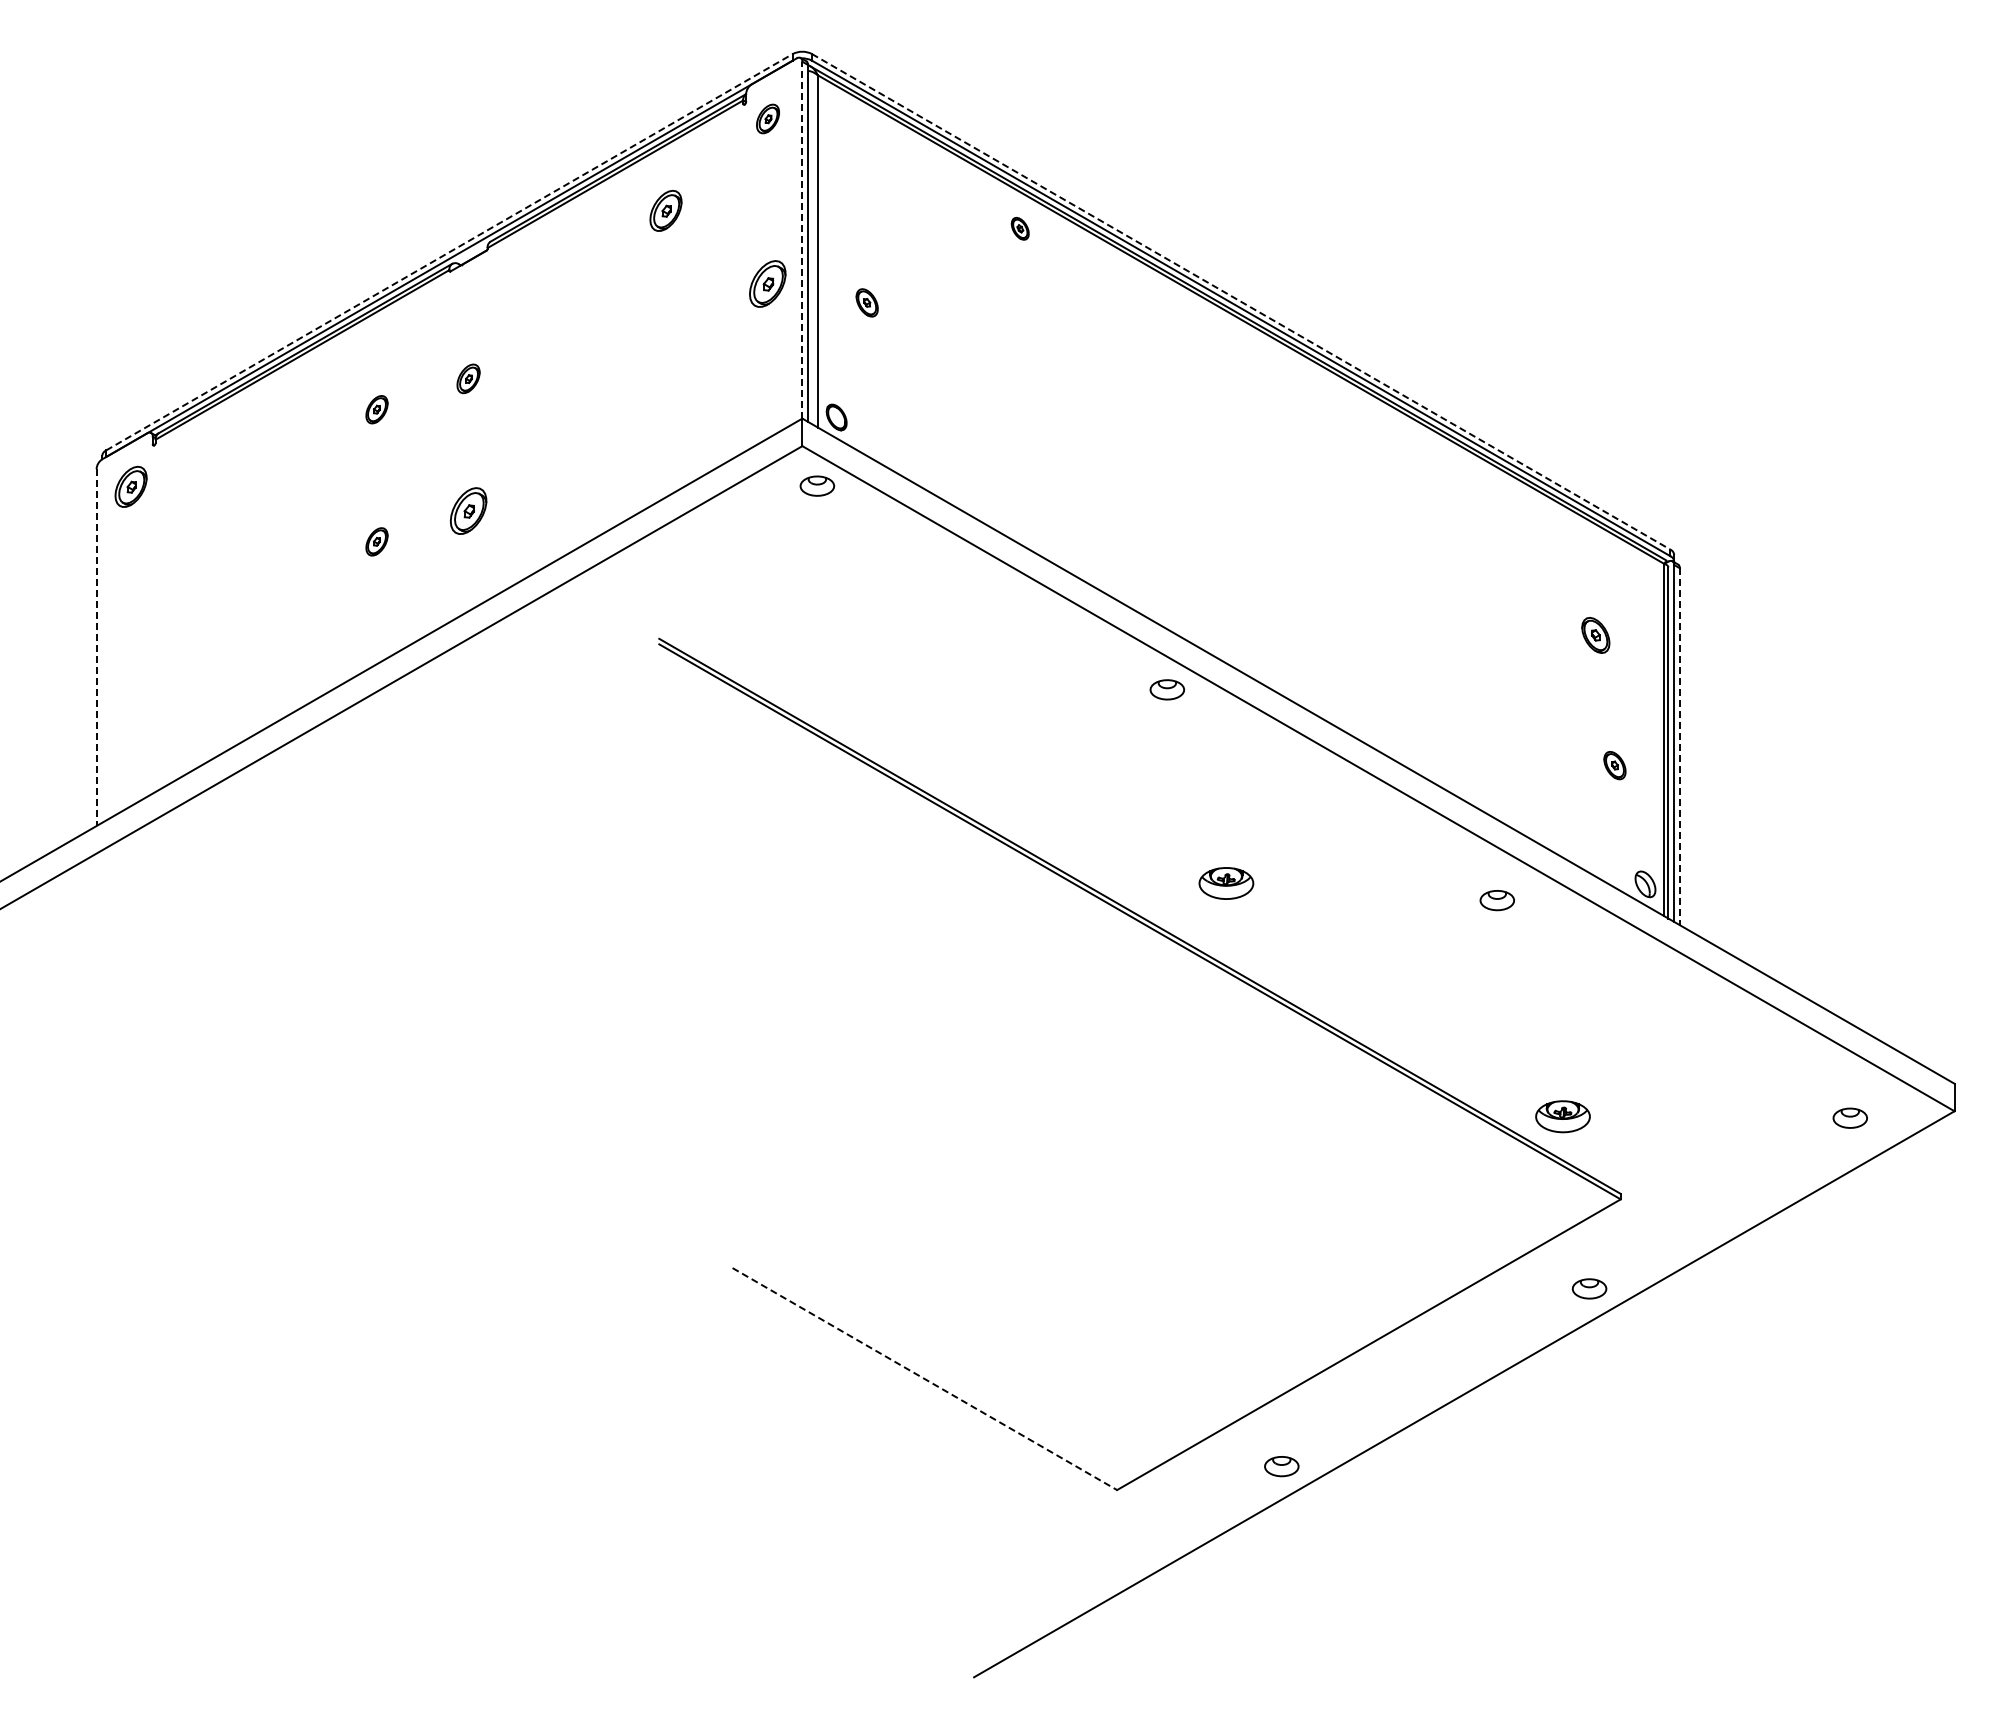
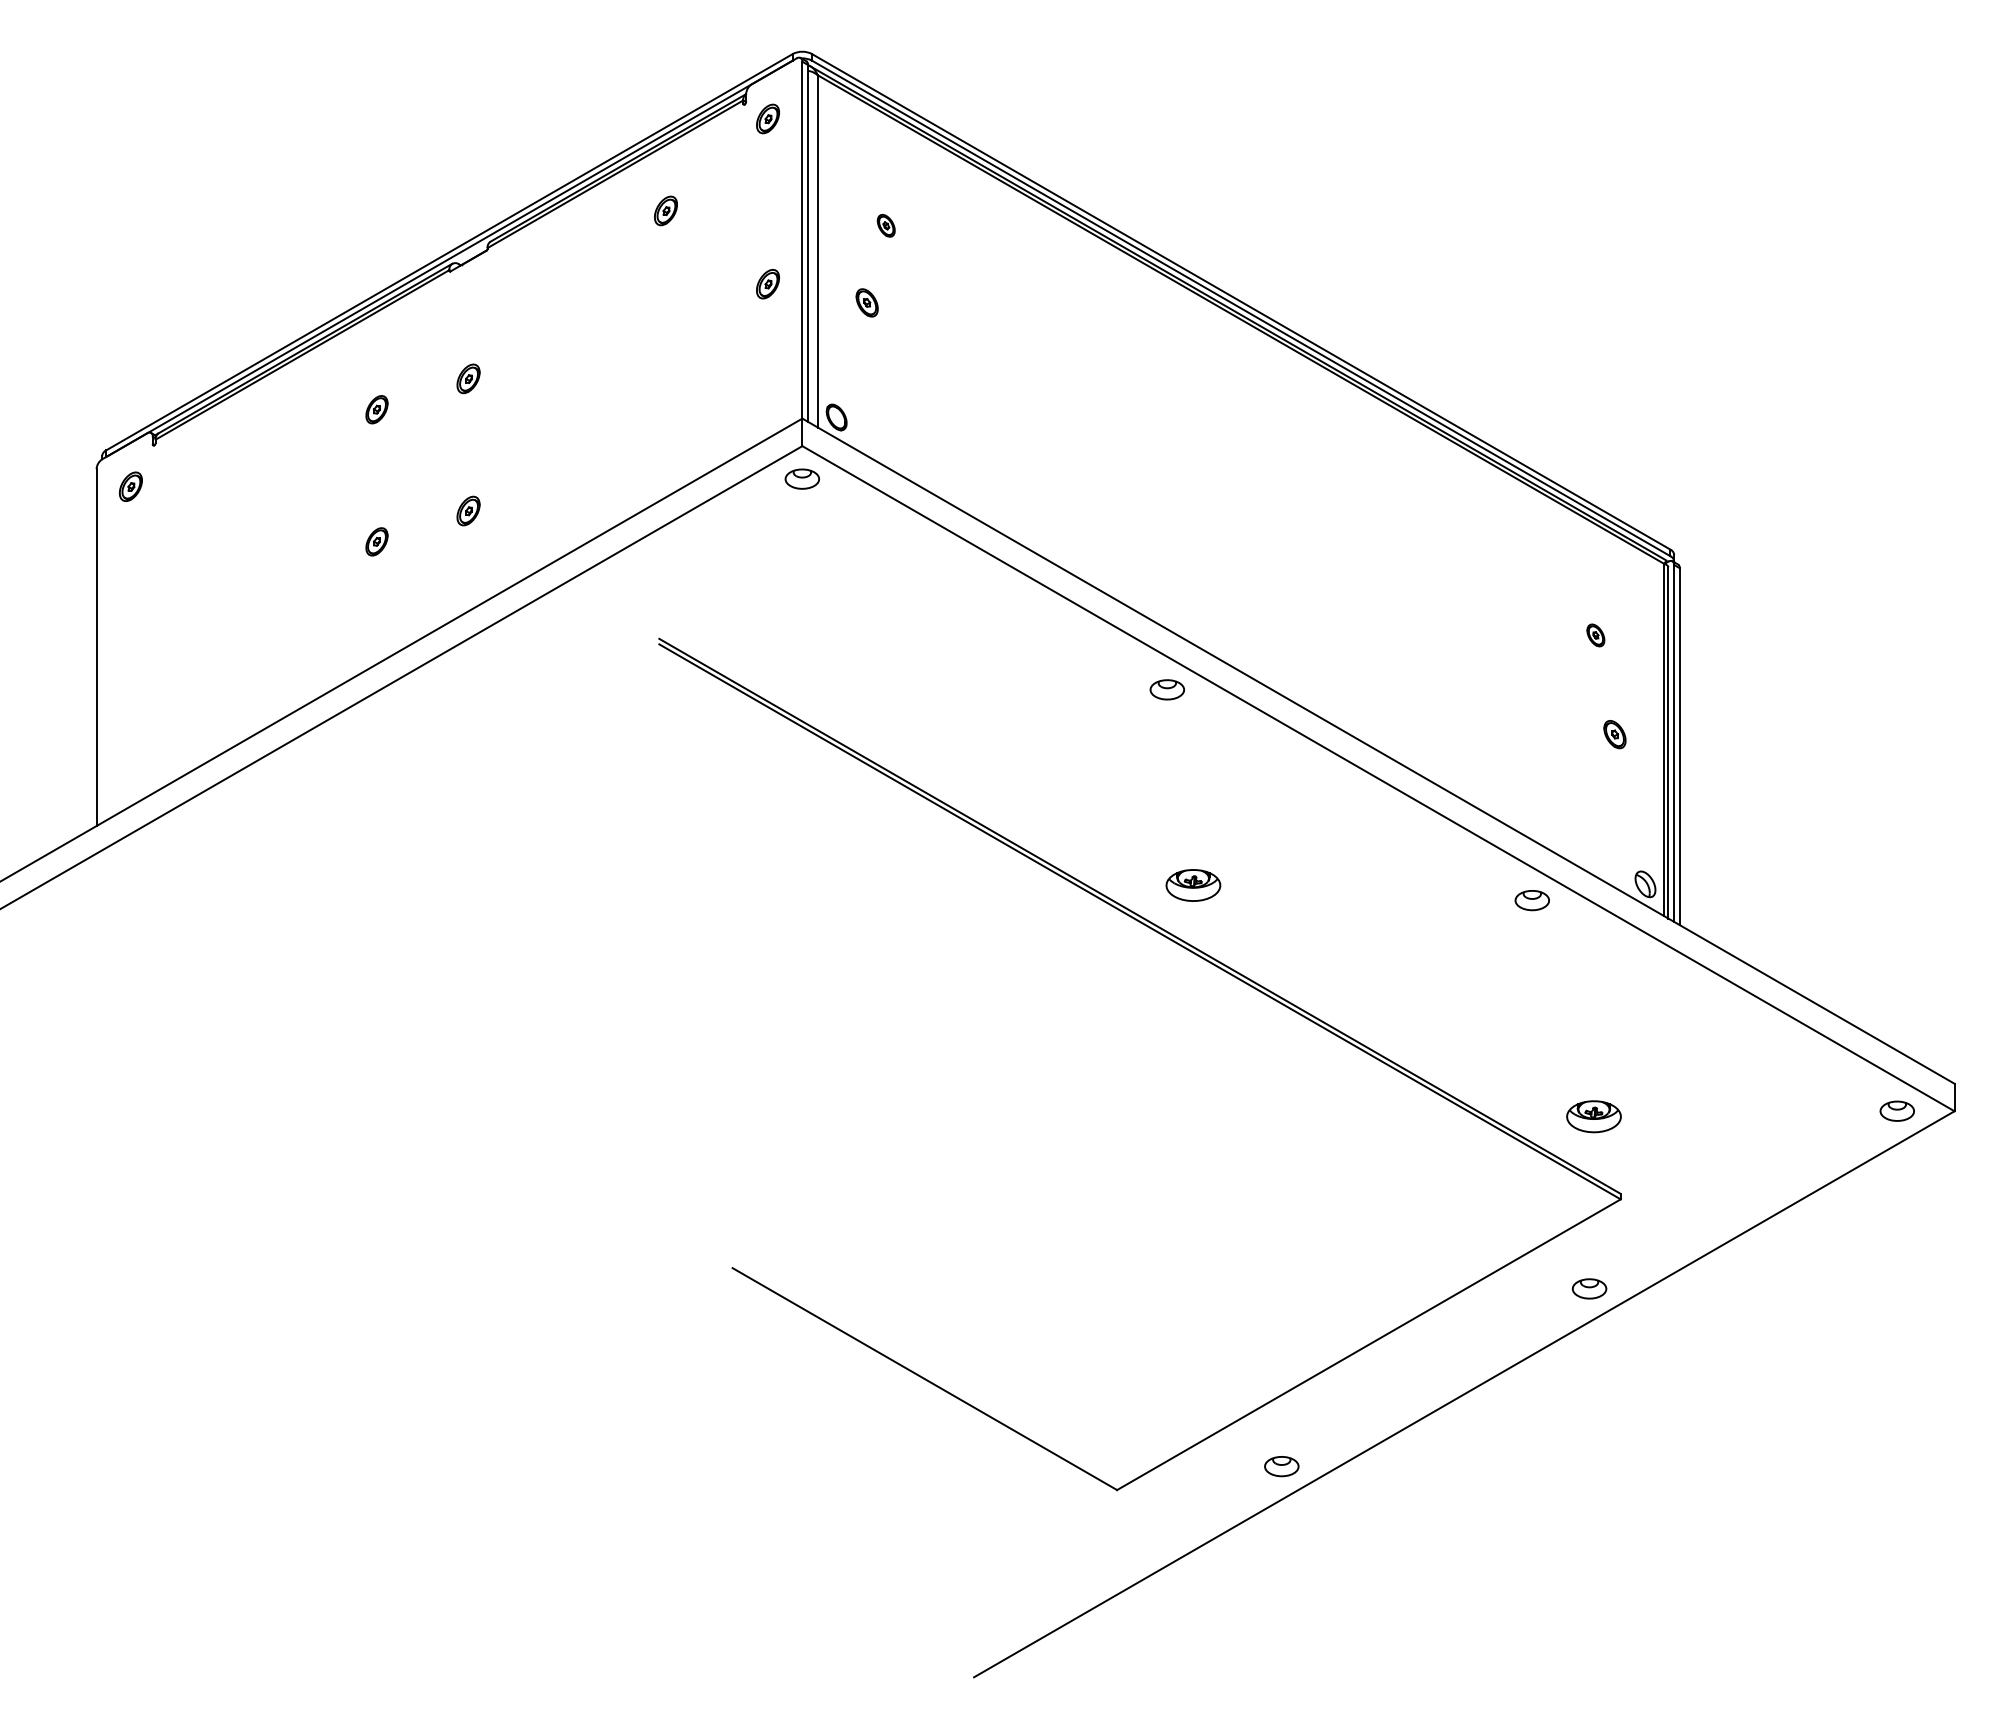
part size: 34x43 px -> 24x32 px (665, 210)
part position: (1019, 228) -> (885, 225) (885, 225)
line: dashed -> solid (802, 239)
line: dashed -> solid (449, 251)
part size: 38x48 px -> 25x31 px (768, 284)
line: dashed -> solid (1241, 301)
part position: (817, 485) -> (802, 478) (802, 478)
part size: 34x43 px -> 25x31 px (130, 486)
part size: 39x48 px -> 25x32 px (468, 510)
part size: 30x37 px -> 20x25 px (1595, 635)
line: dashed -> solid (96, 648)
line: dashed -> solid (1679, 747)
part position: (1614, 765) -> (1614, 734) (1614, 734)
part position: (1226, 883) -> (1193, 885) (1193, 885)
part position: (1496, 900) -> (1531, 900) (1531, 900)
part position: (1562, 1116) -> (1593, 1116) (1593, 1116)
part position: (1849, 1117) -> (1896, 1110) (1896, 1110)
line: dashed -> solid (924, 1379)
